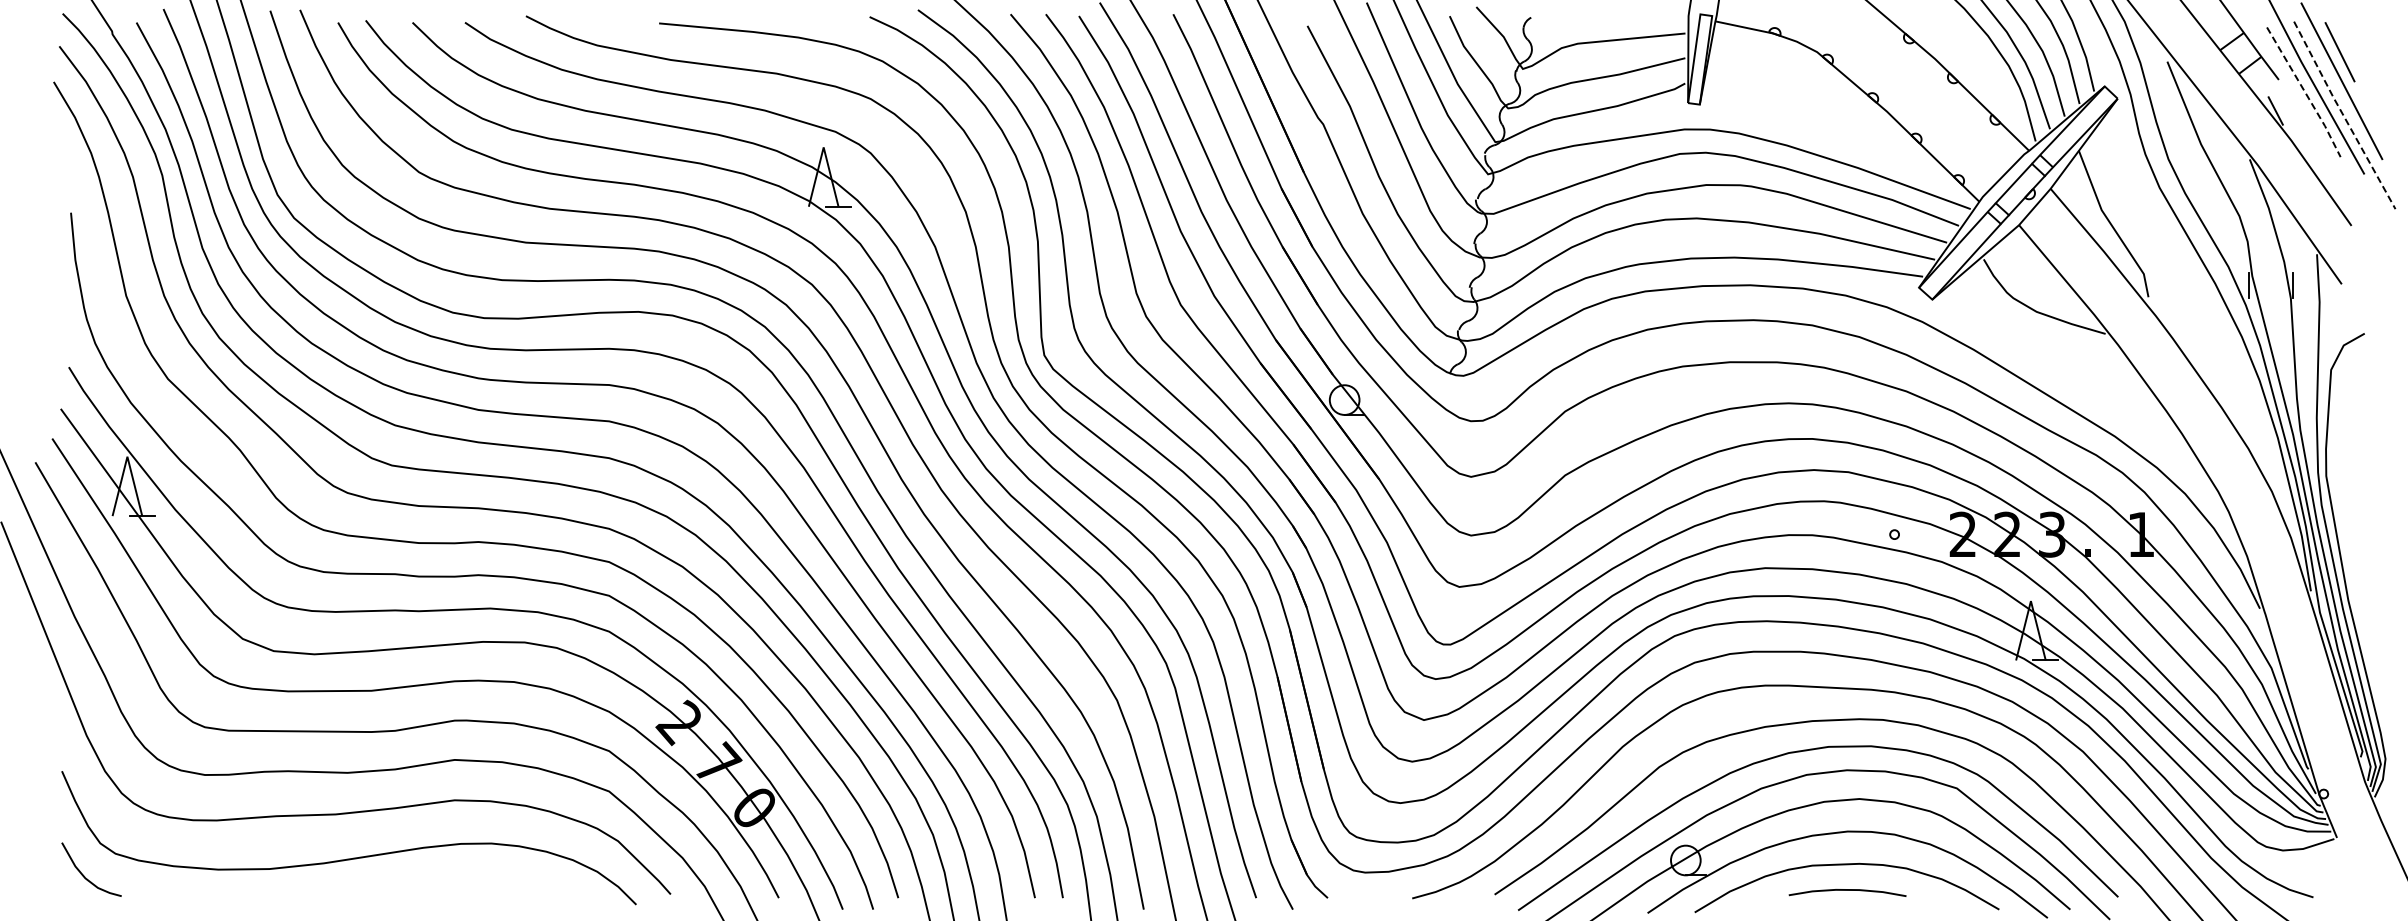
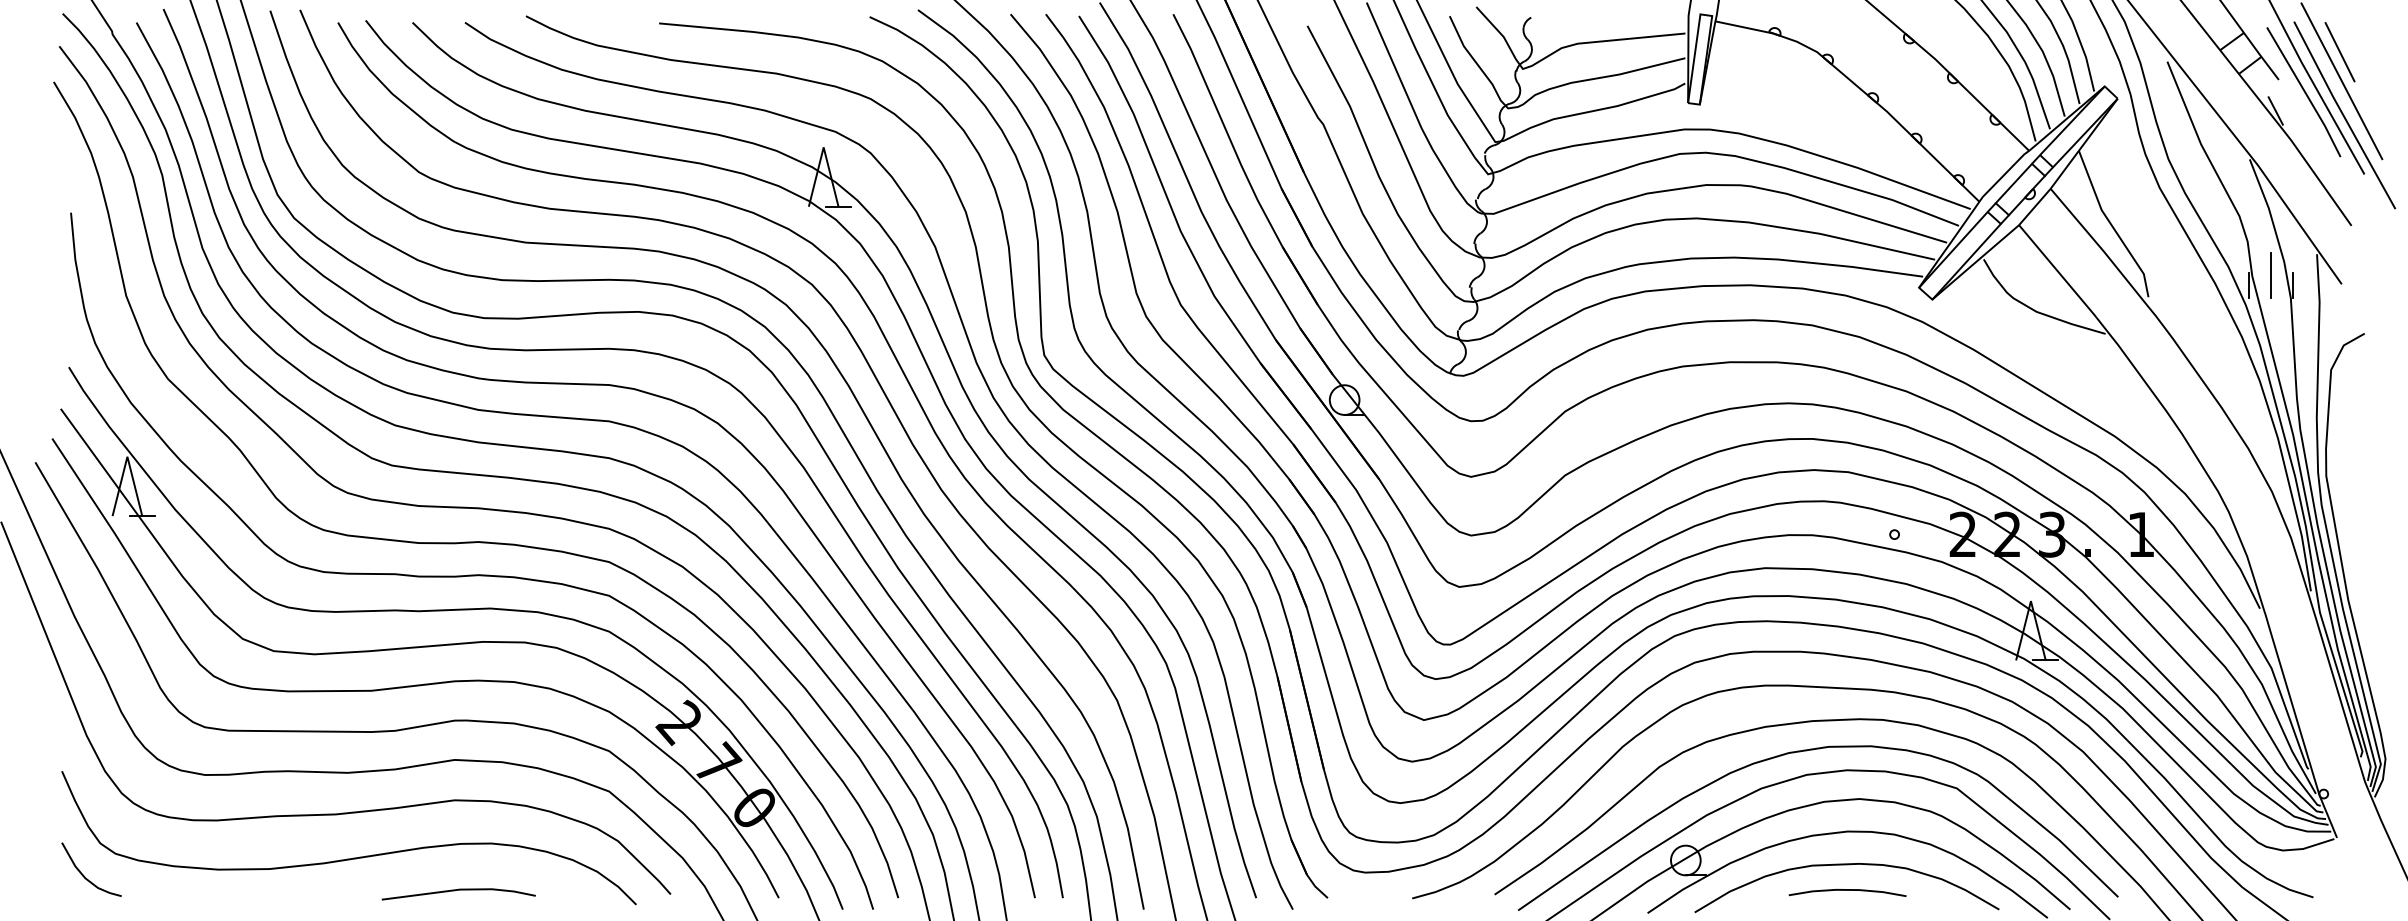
line: dashed -> solid (2305, 92)
line: dashed -> solid (2343, 115)
line: none -> present (2270, 275)
line: none -> present (458, 890)
